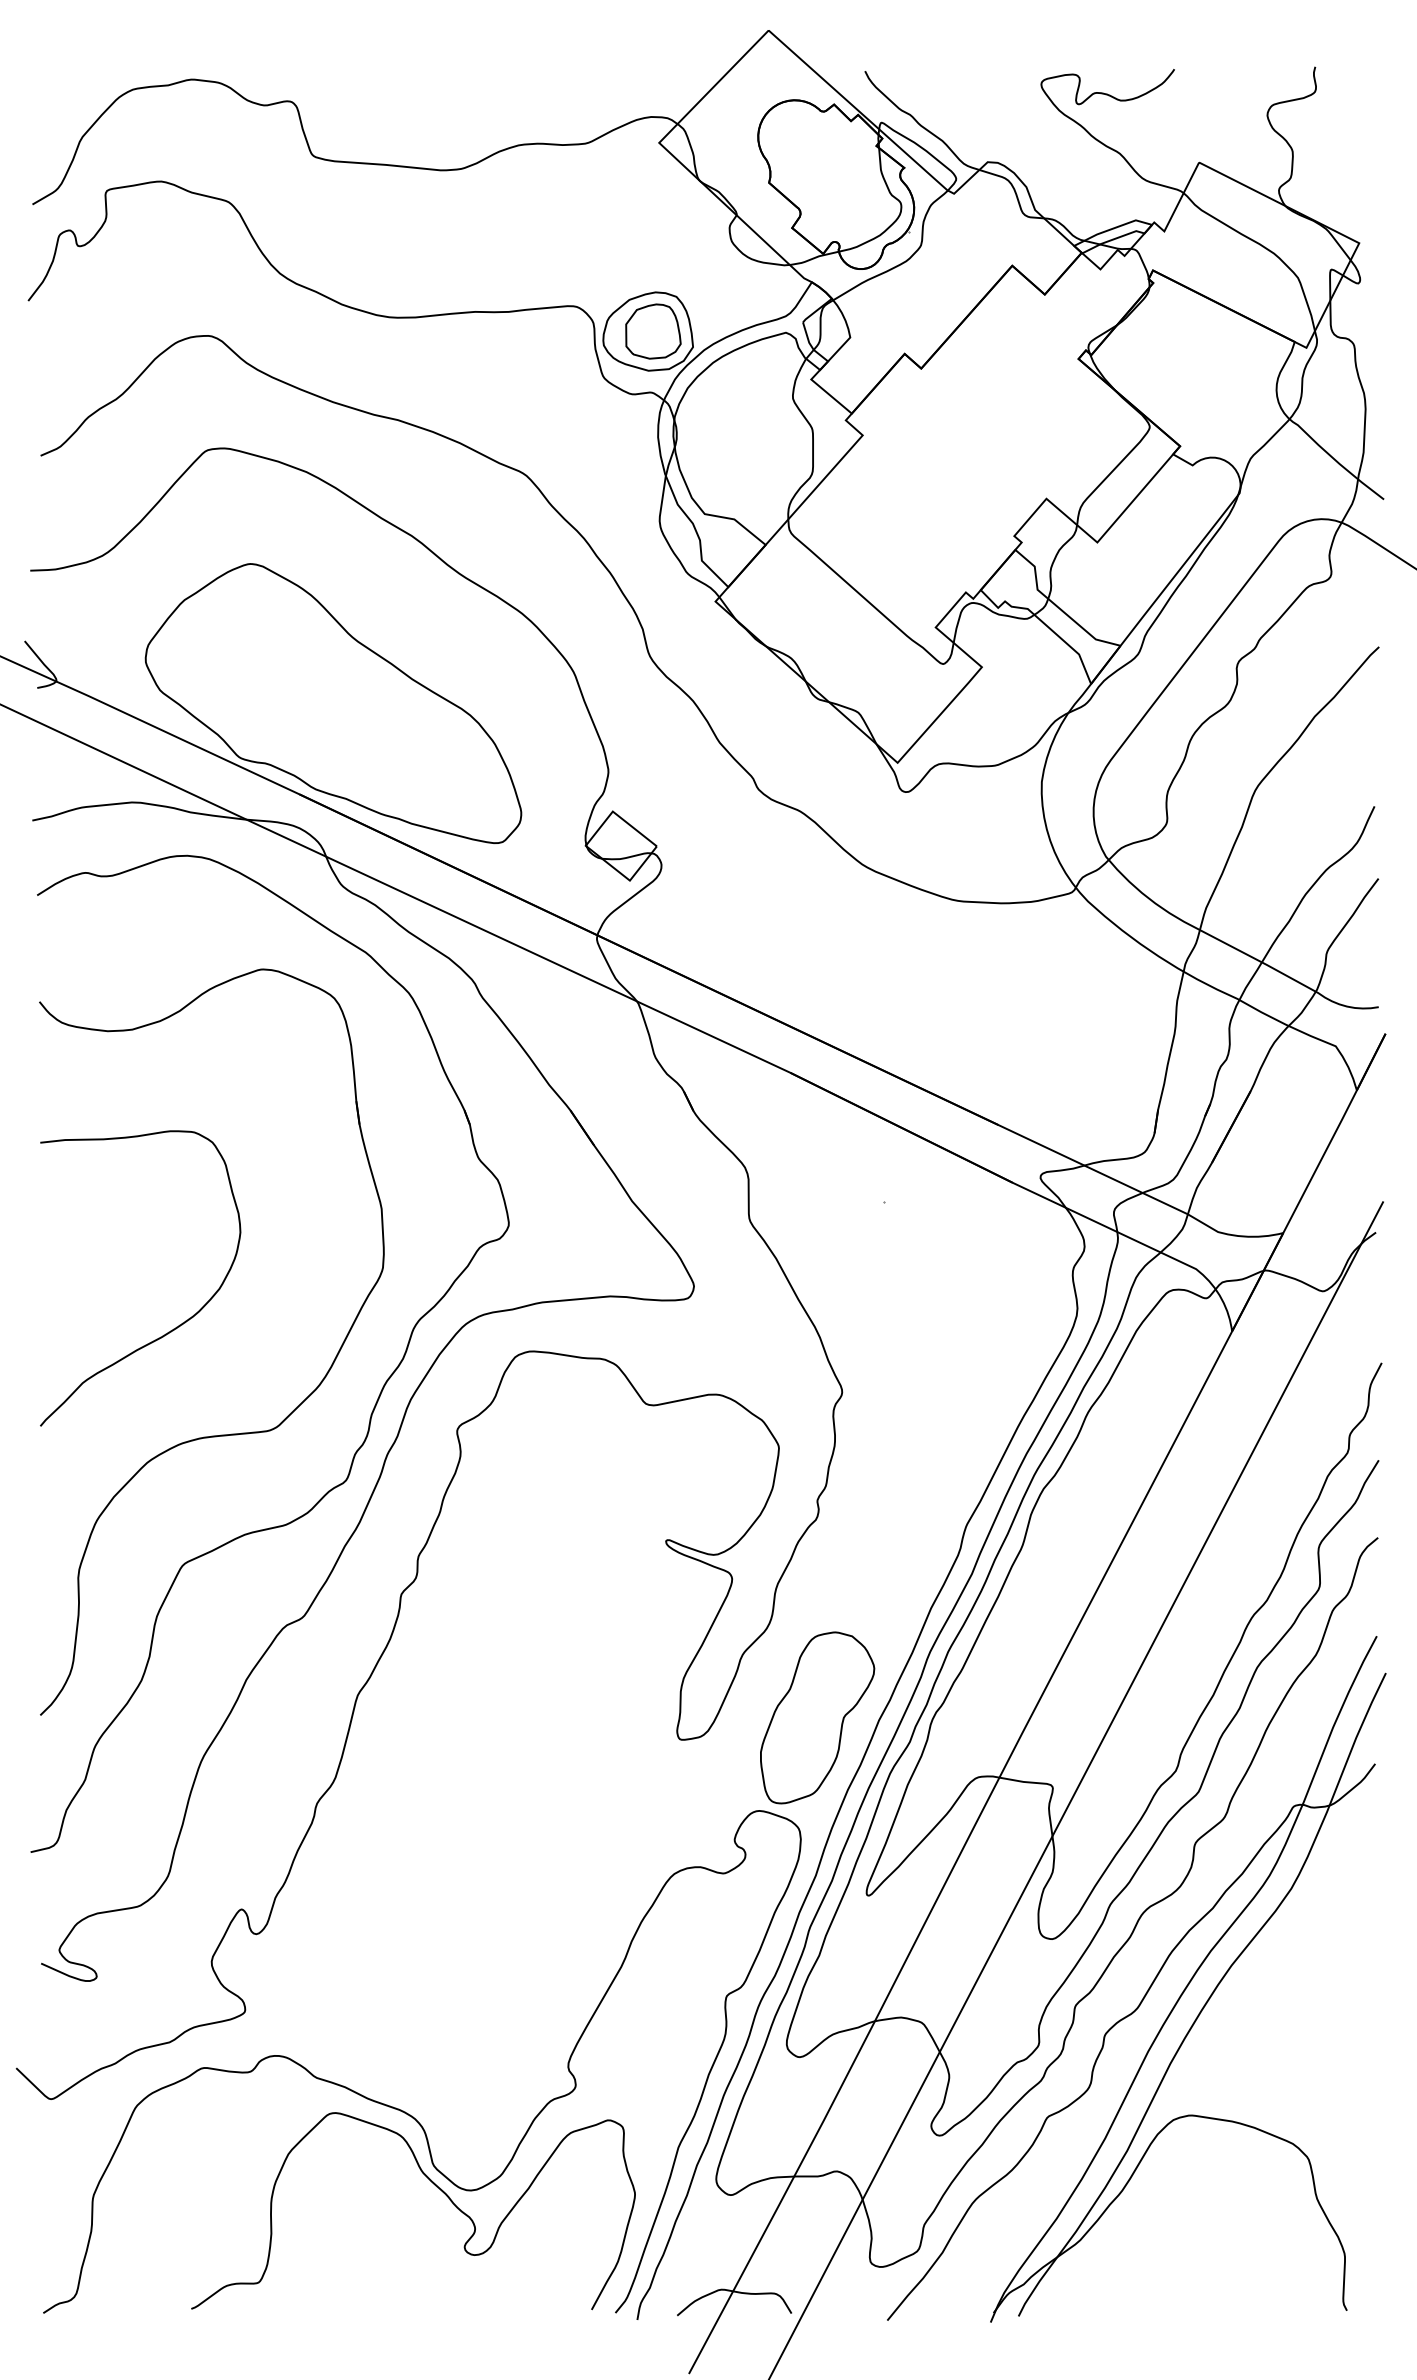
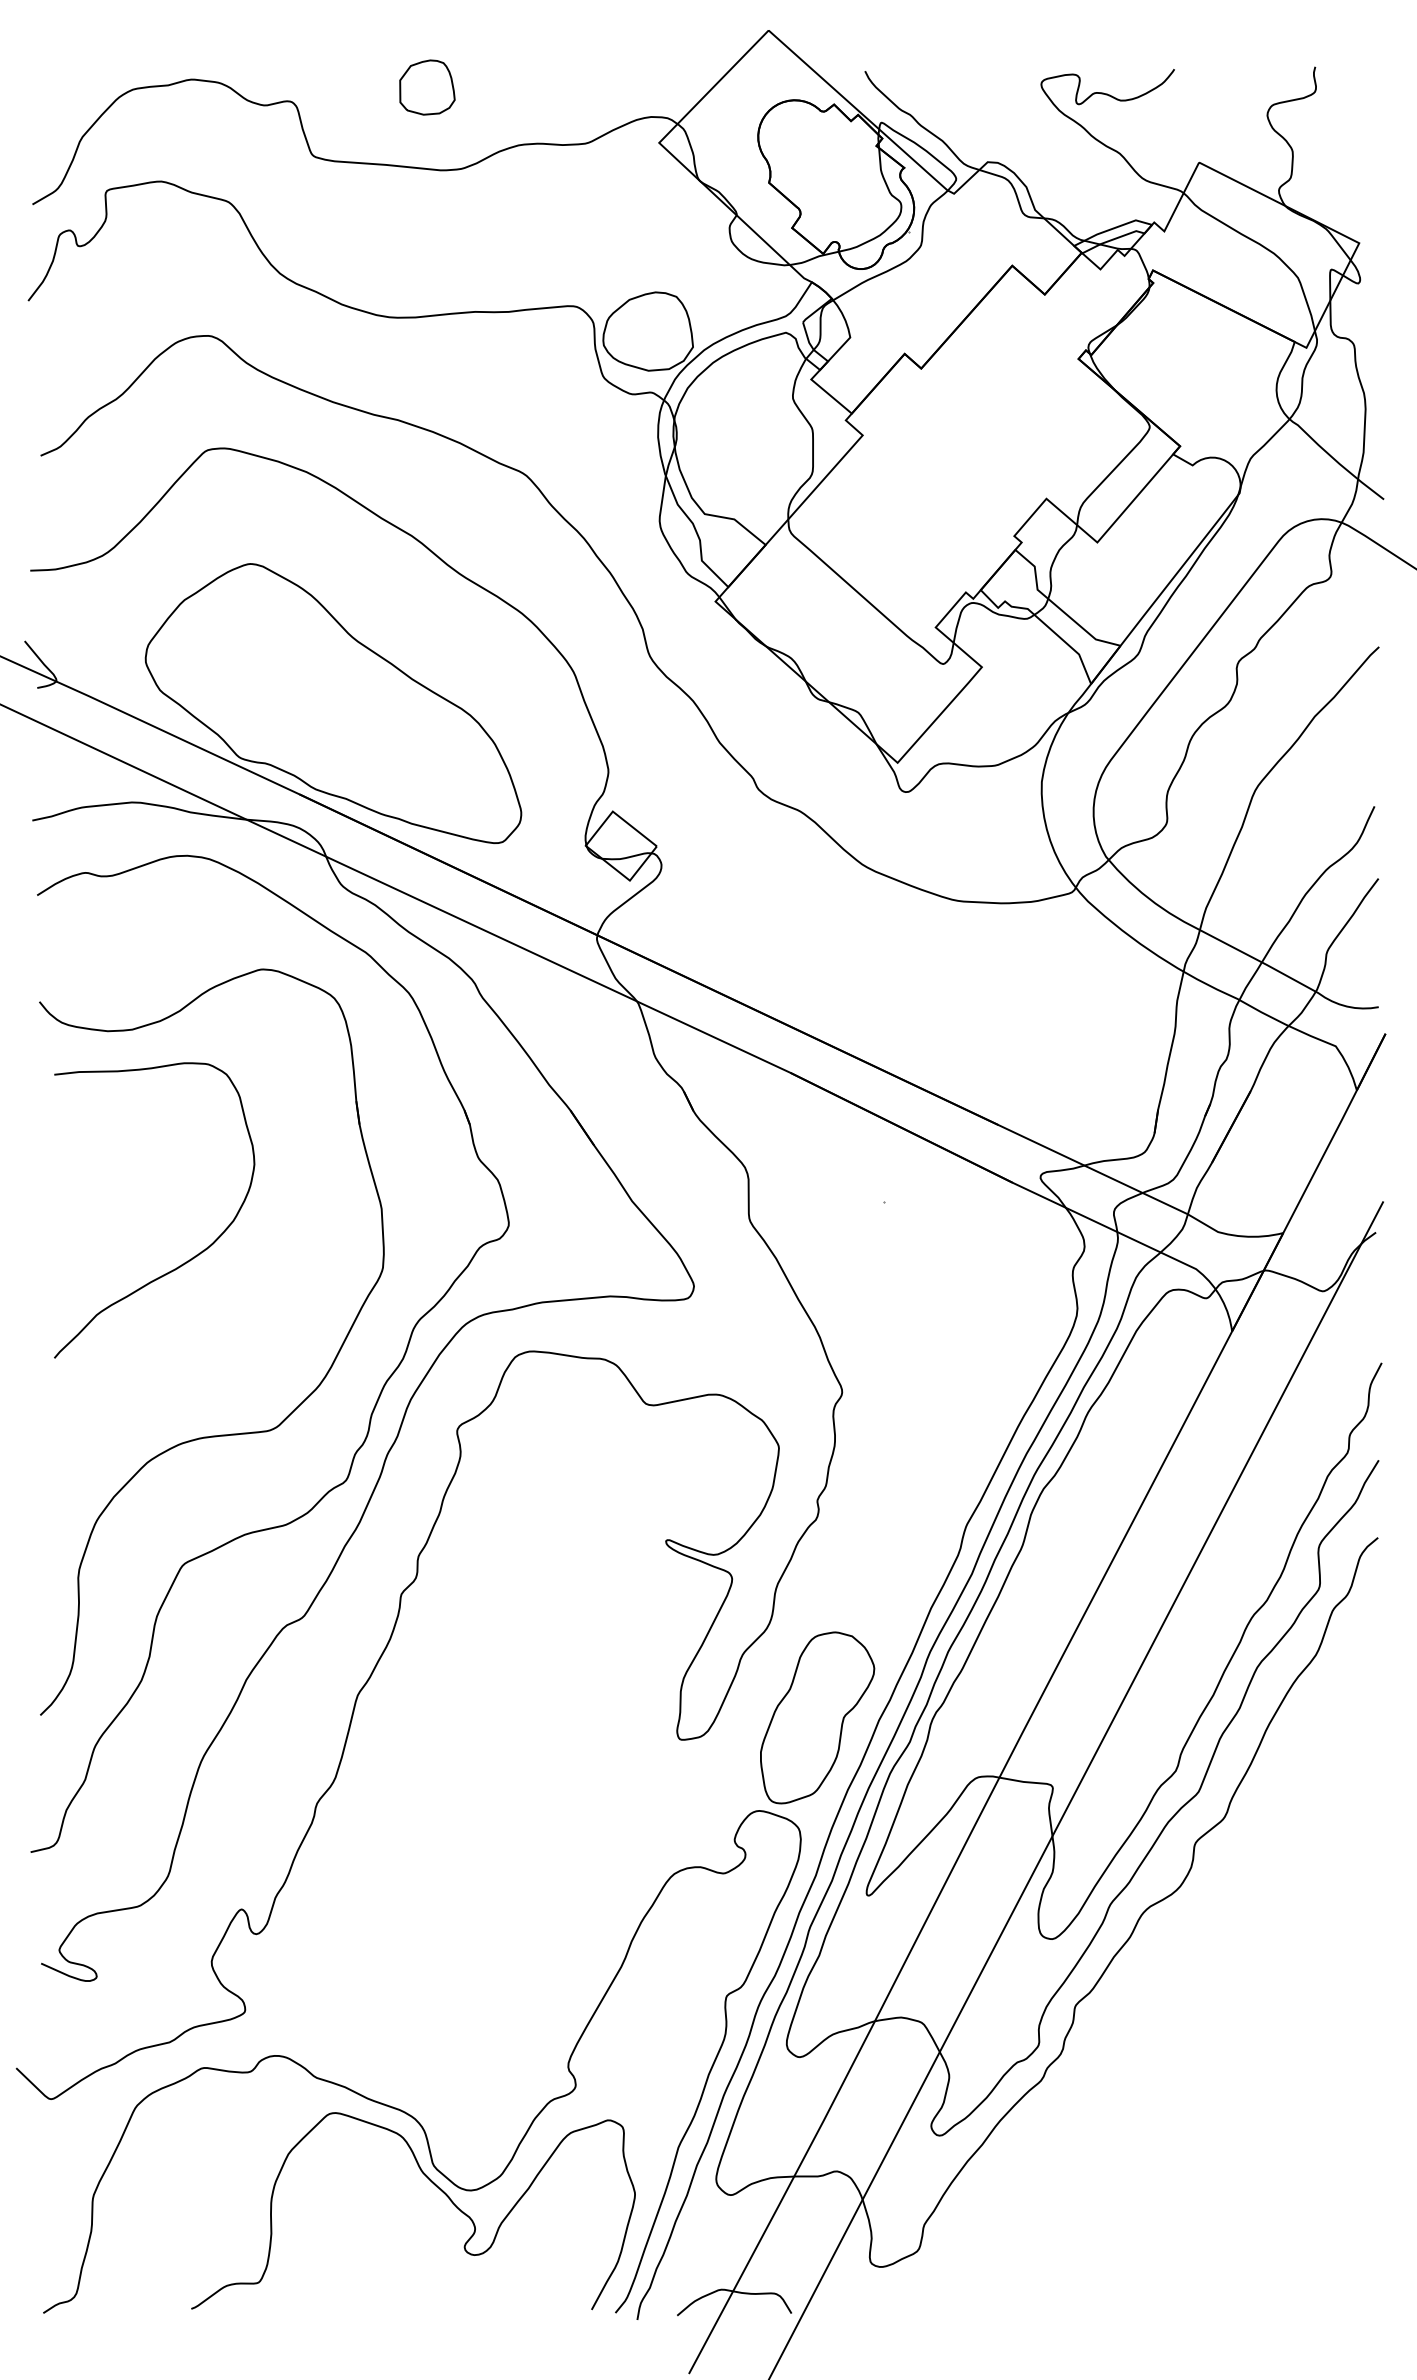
part position: (653, 331) -> (427, 87) (427, 87)
curve position: (173, 1328) -> (187, 1260) (187, 1260)
part: present -> none (1149, 1986)
